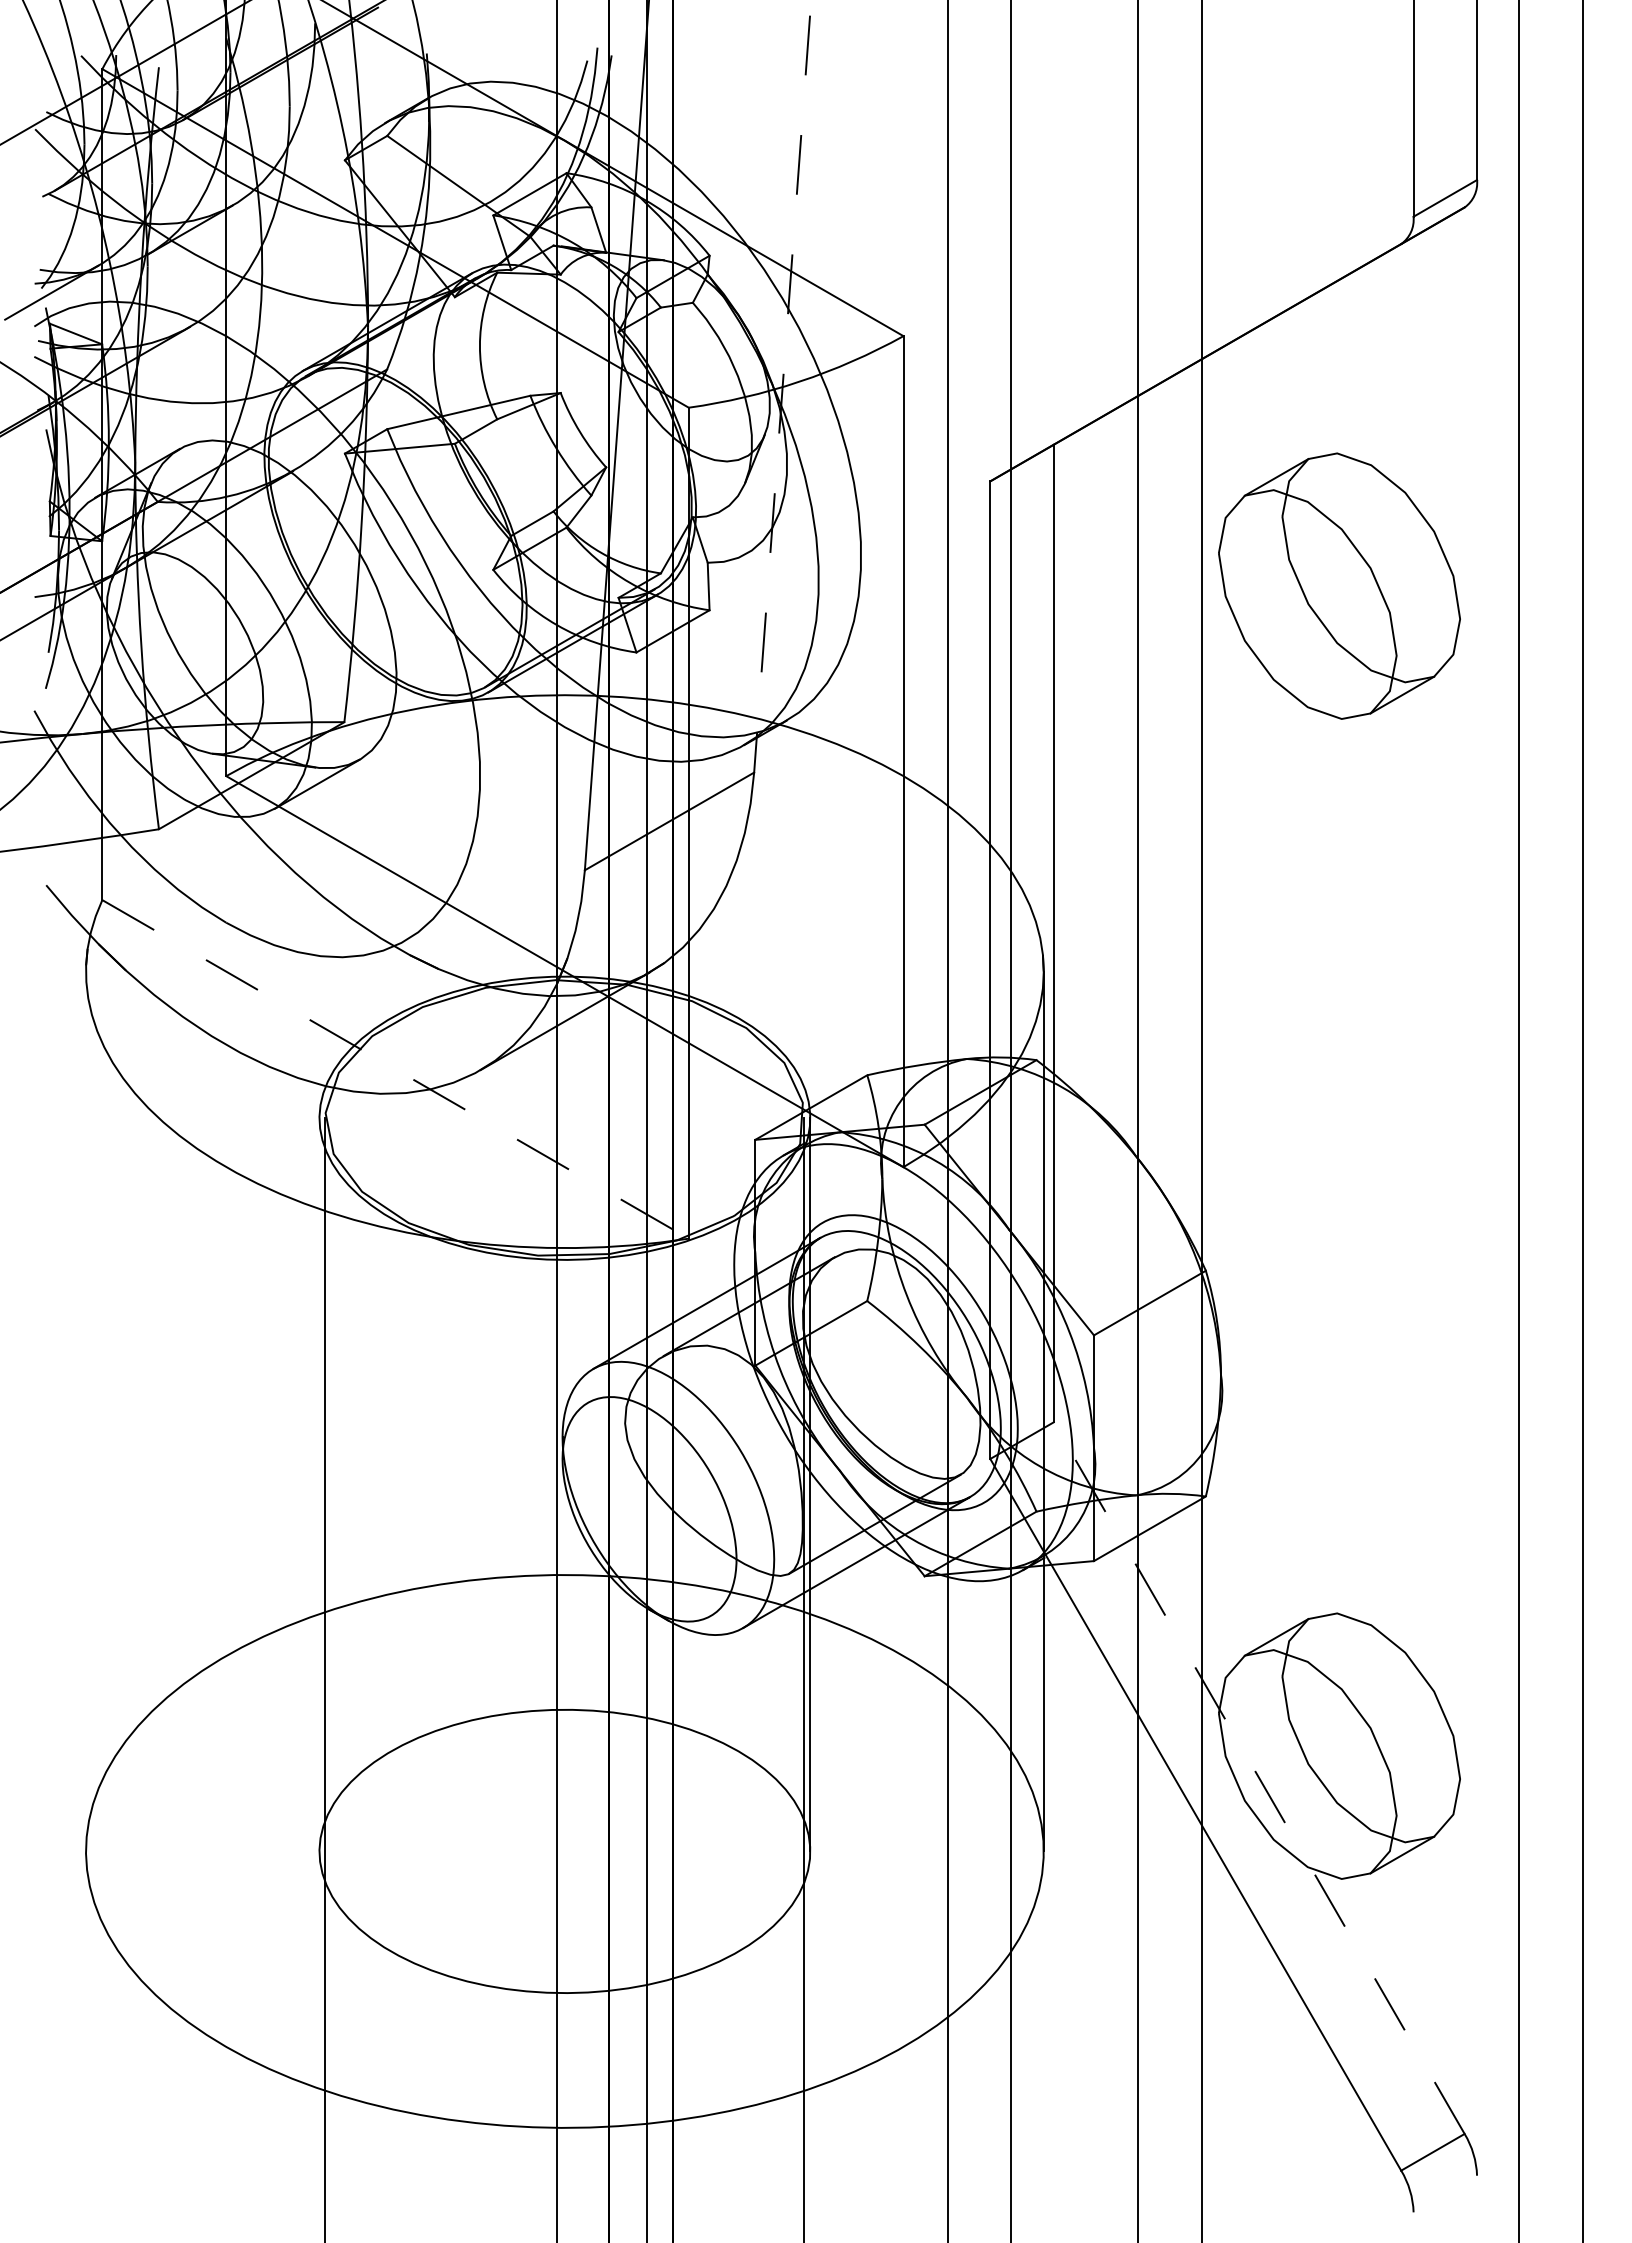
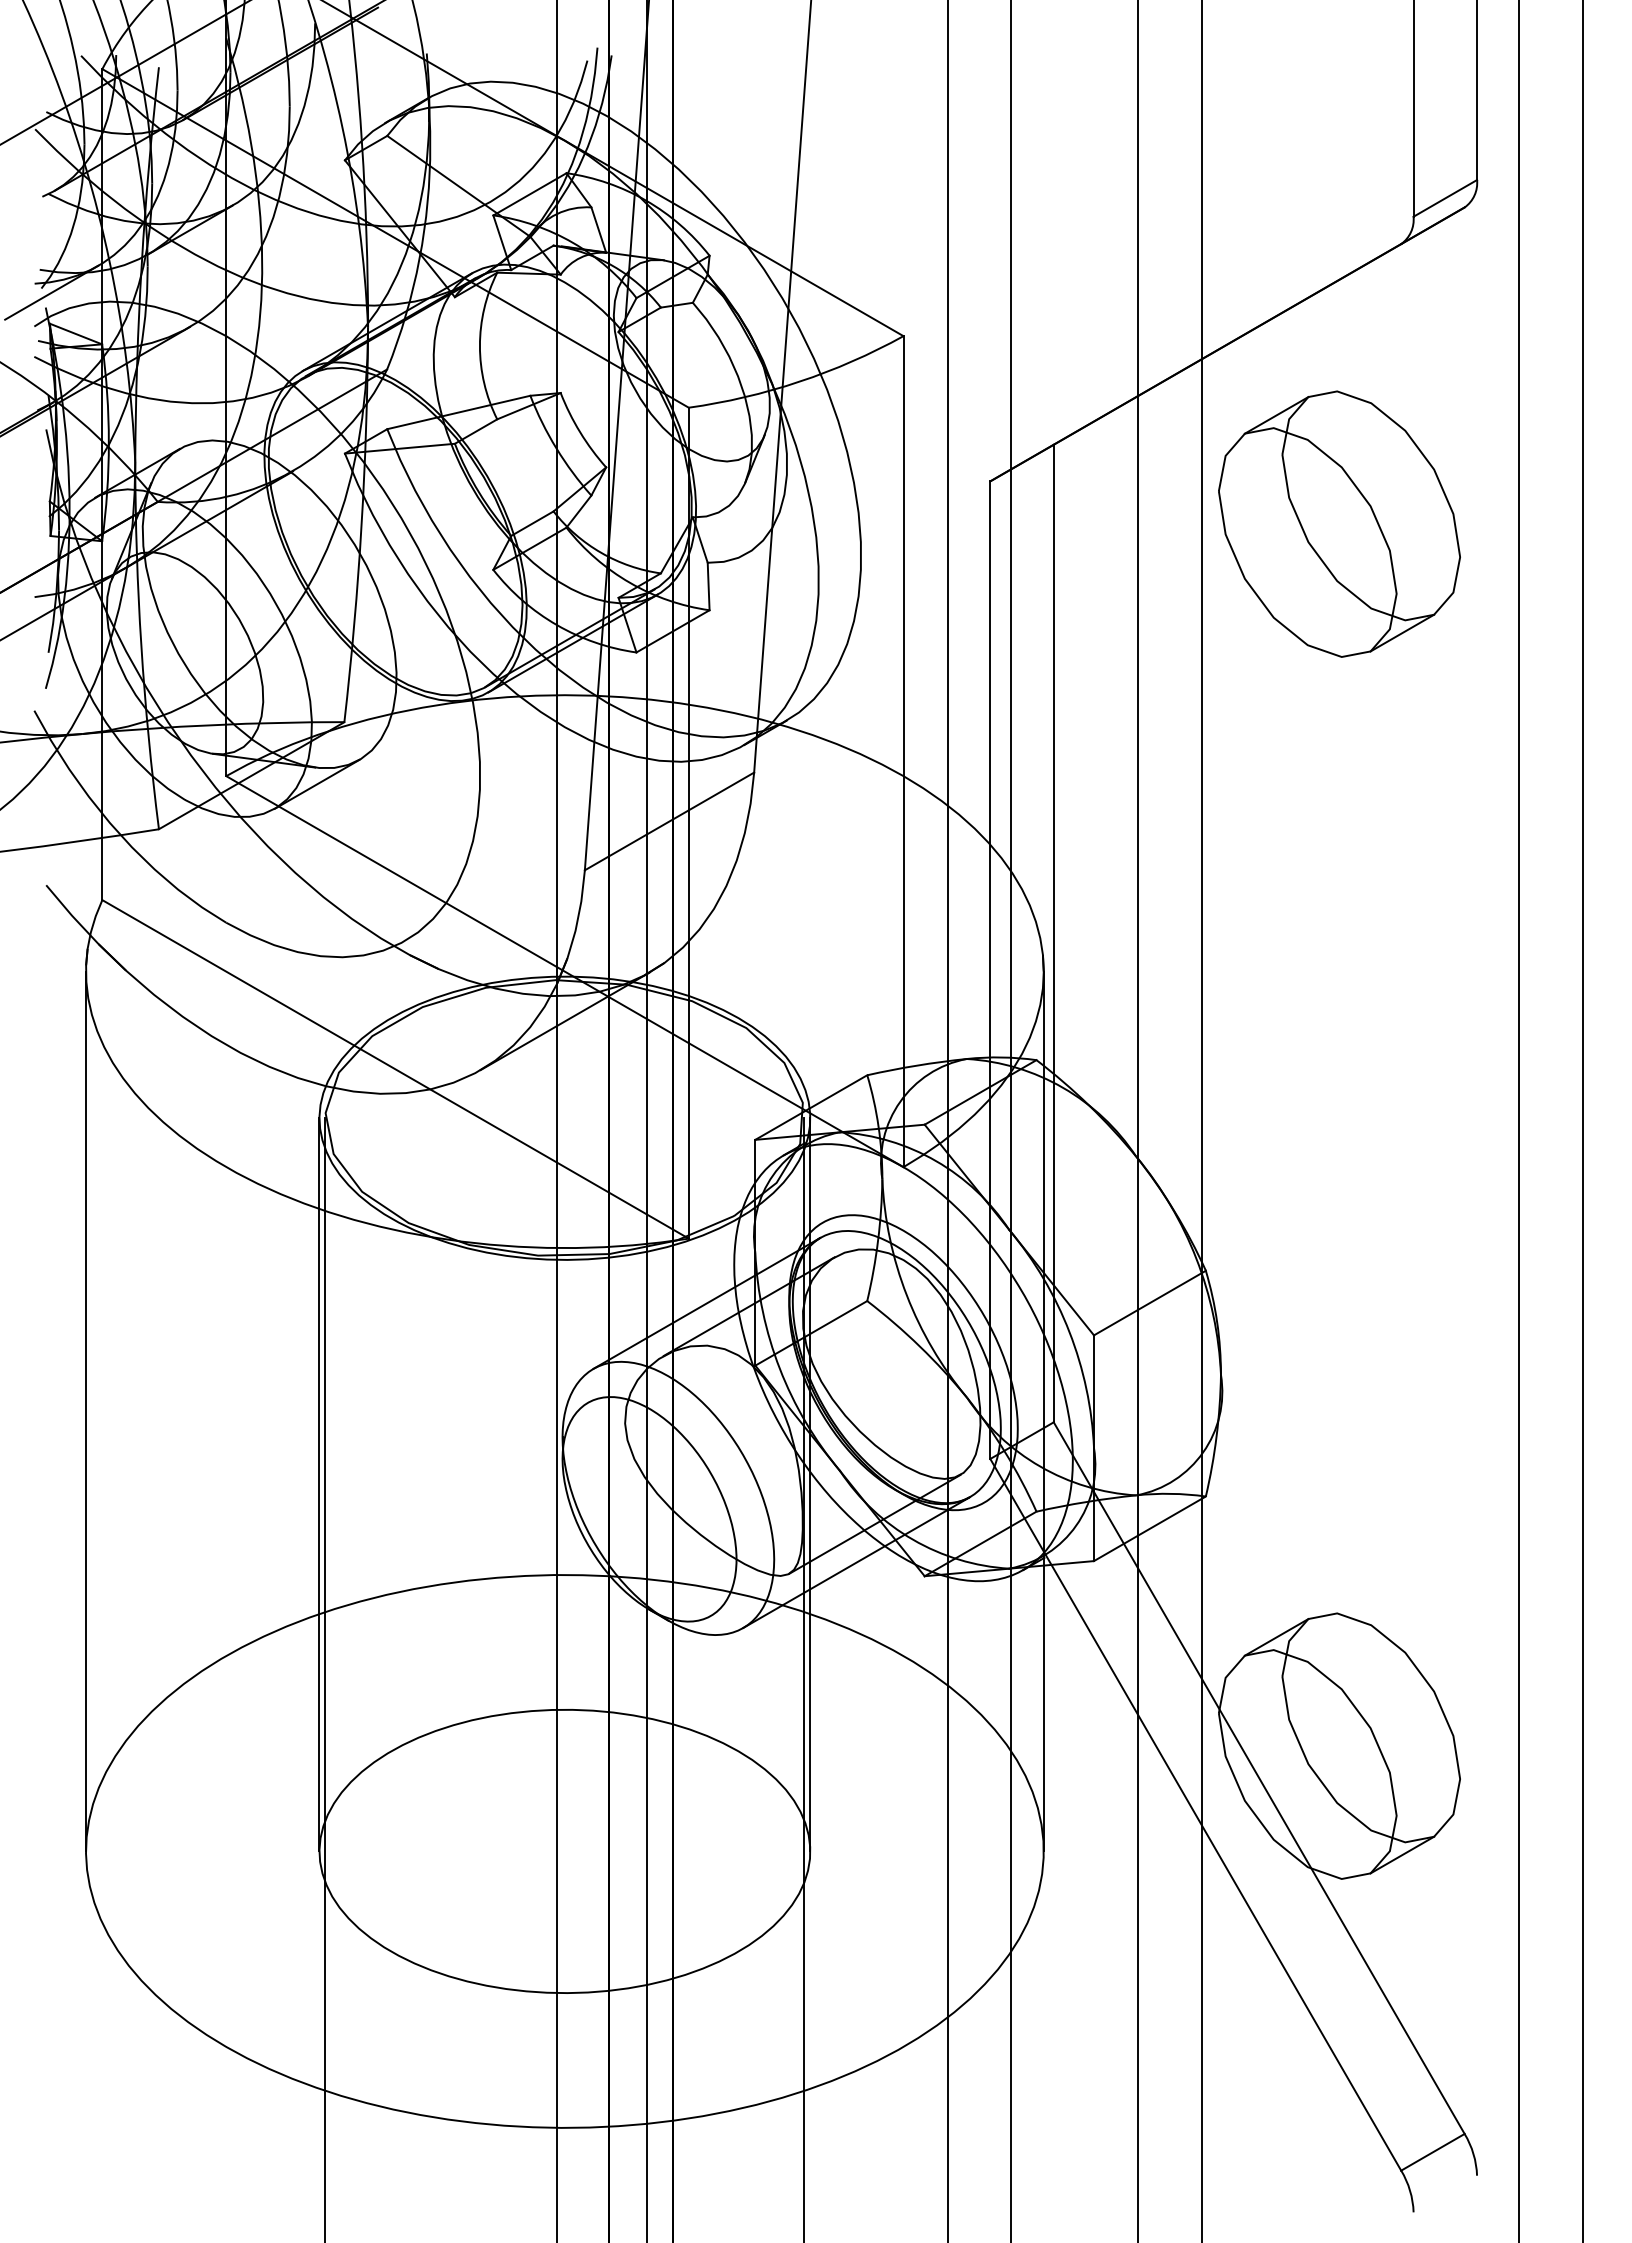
line: dashed -> solid (782, 386)
part position: (1339, 585) -> (1339, 523) (1339, 523)
line: dashed -> solid (395, 1069)
line: none -> present (86, 1411)
line: none -> present (319, 1484)
line: dashed -> solid (1259, 1778)
